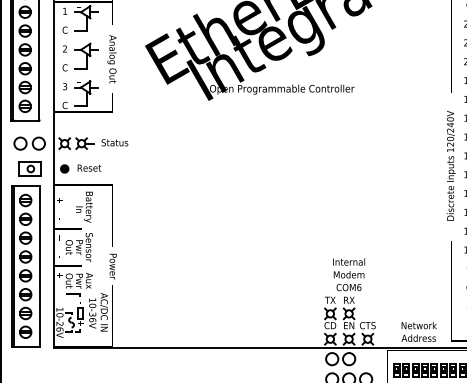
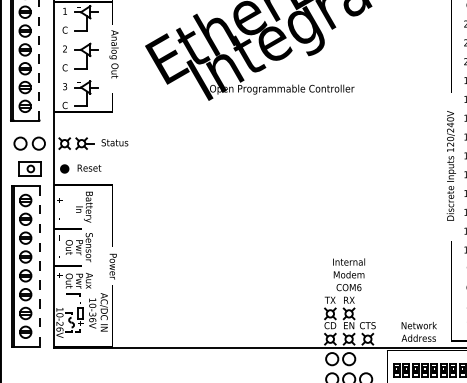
text position: (111, 59) -> (113, 54) (113, 54)
line: solid -> dashed (39, 60)
line: solid -> dashed (39, 266)
